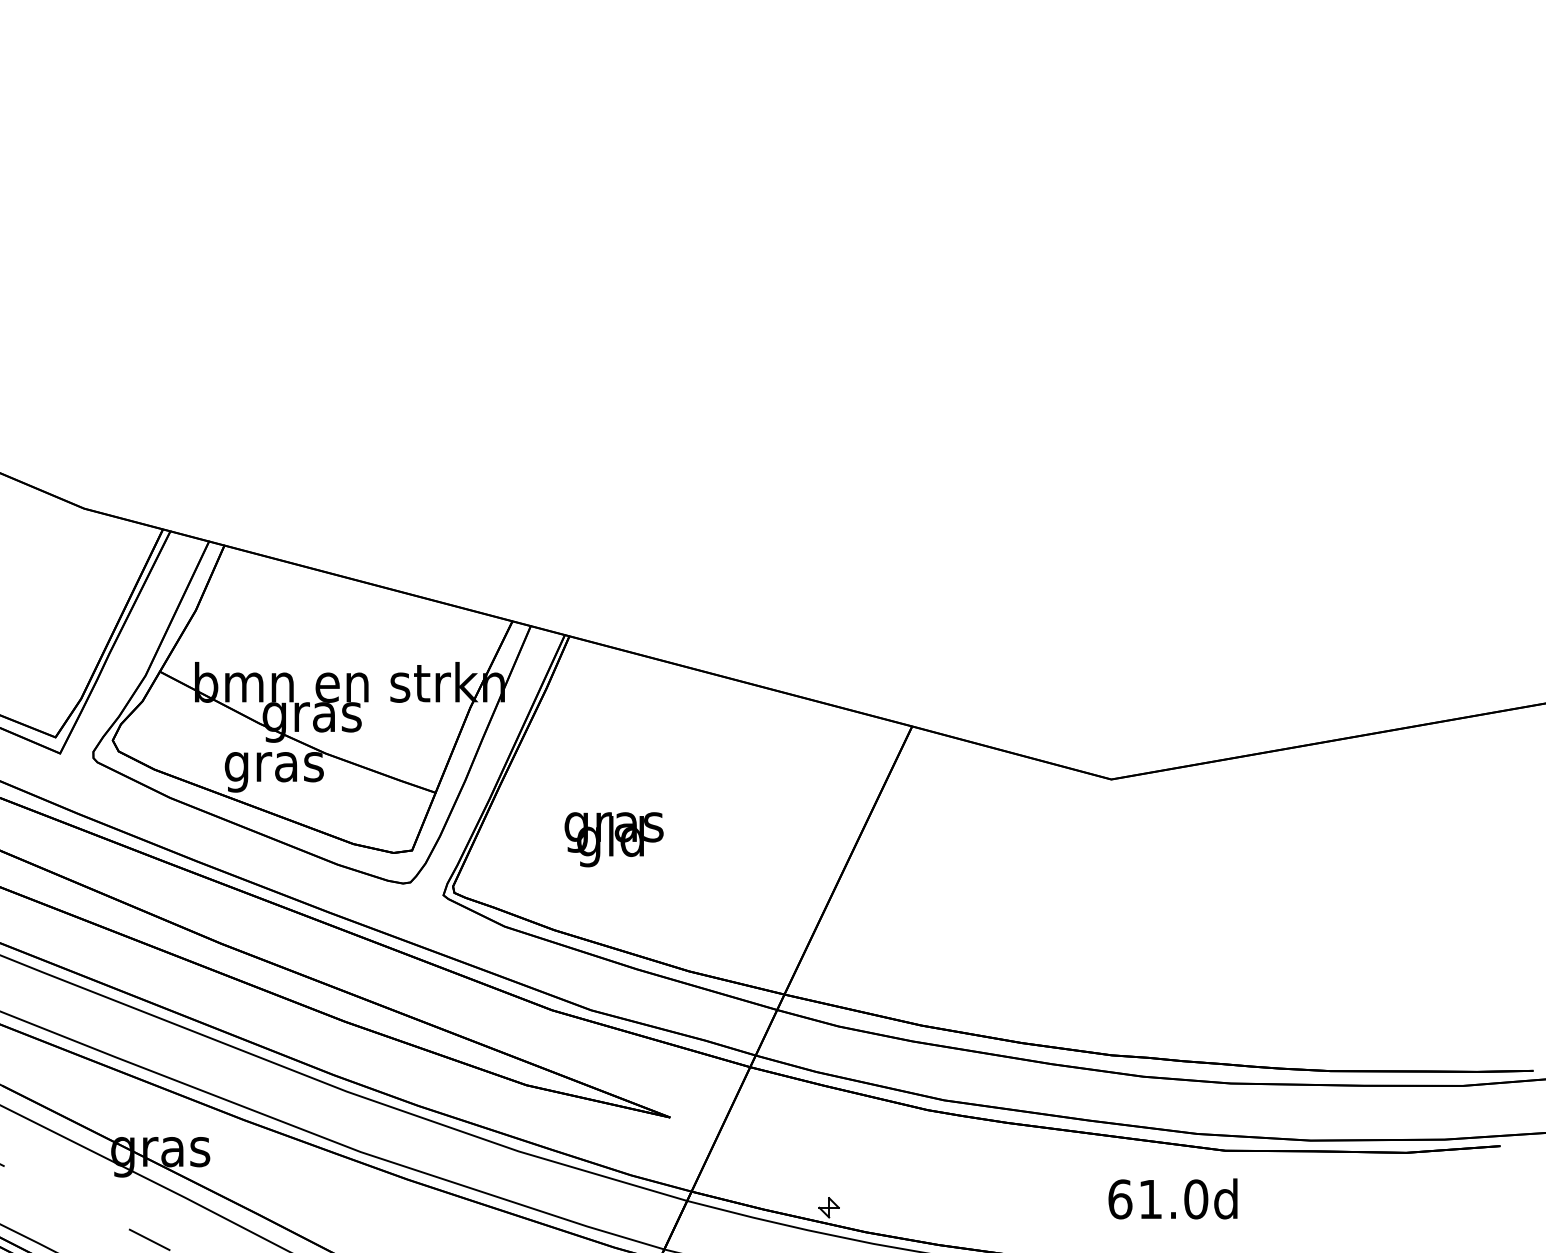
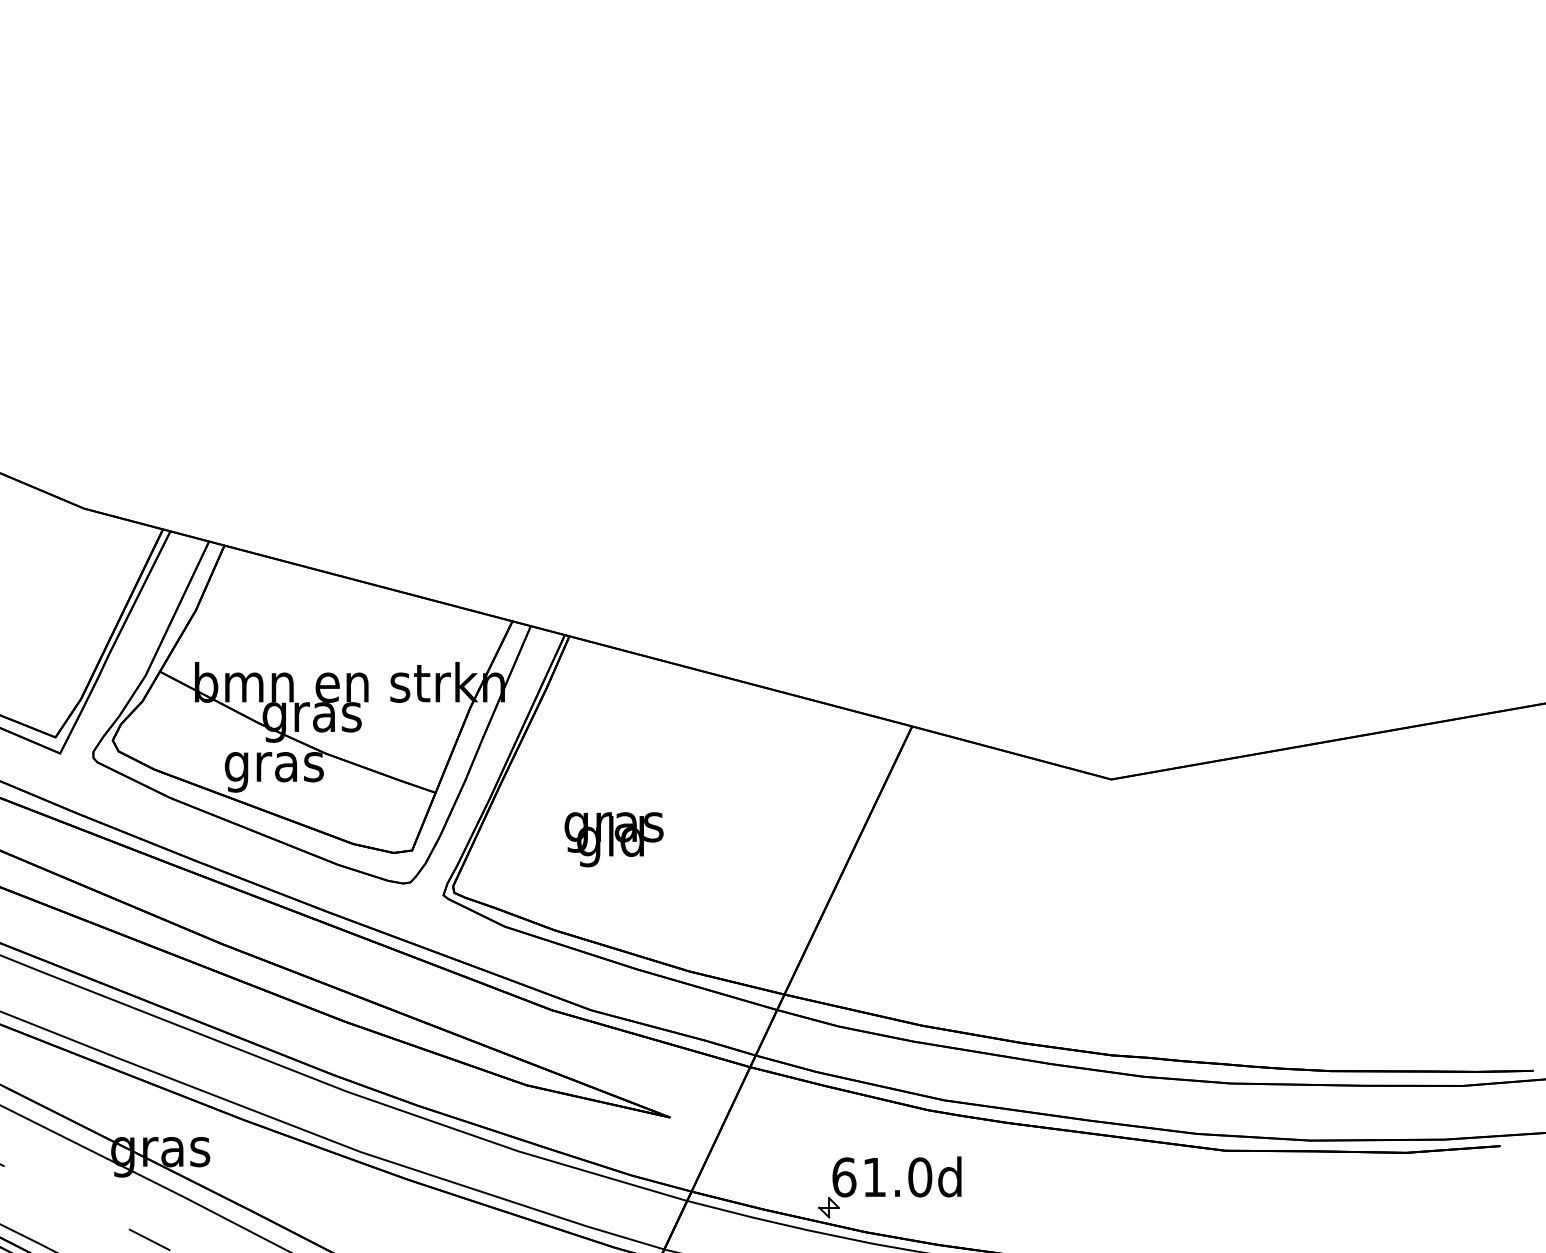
text position: (1172, 1198) -> (896, 1176) (896, 1176)
